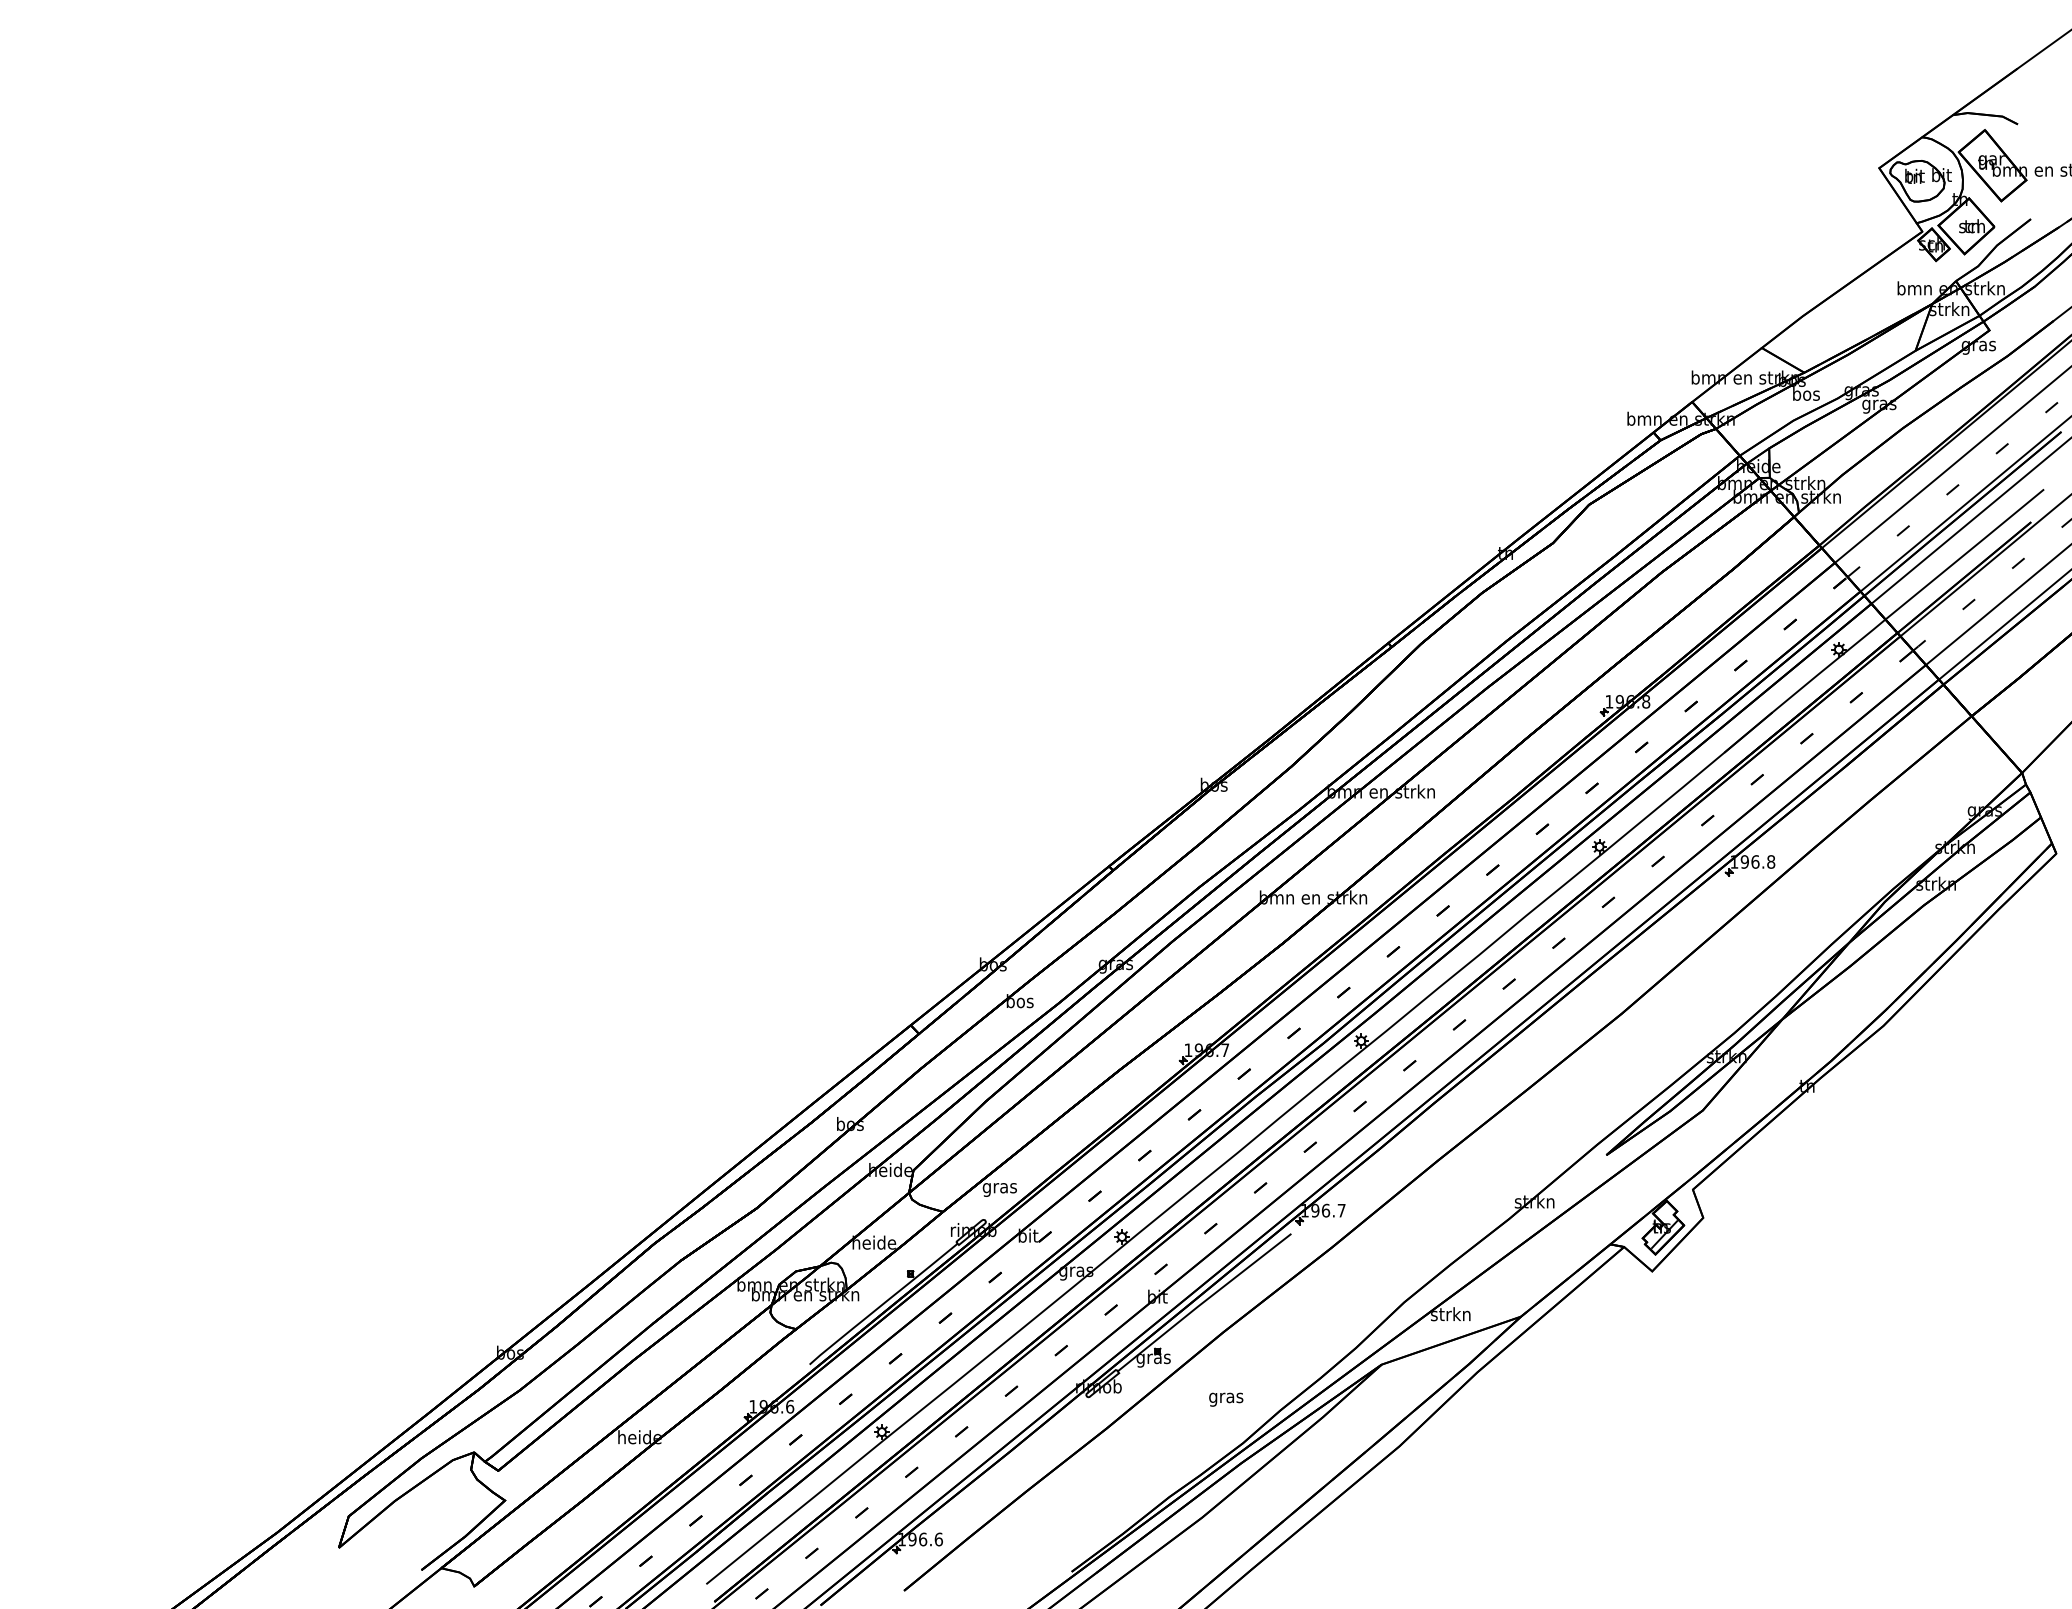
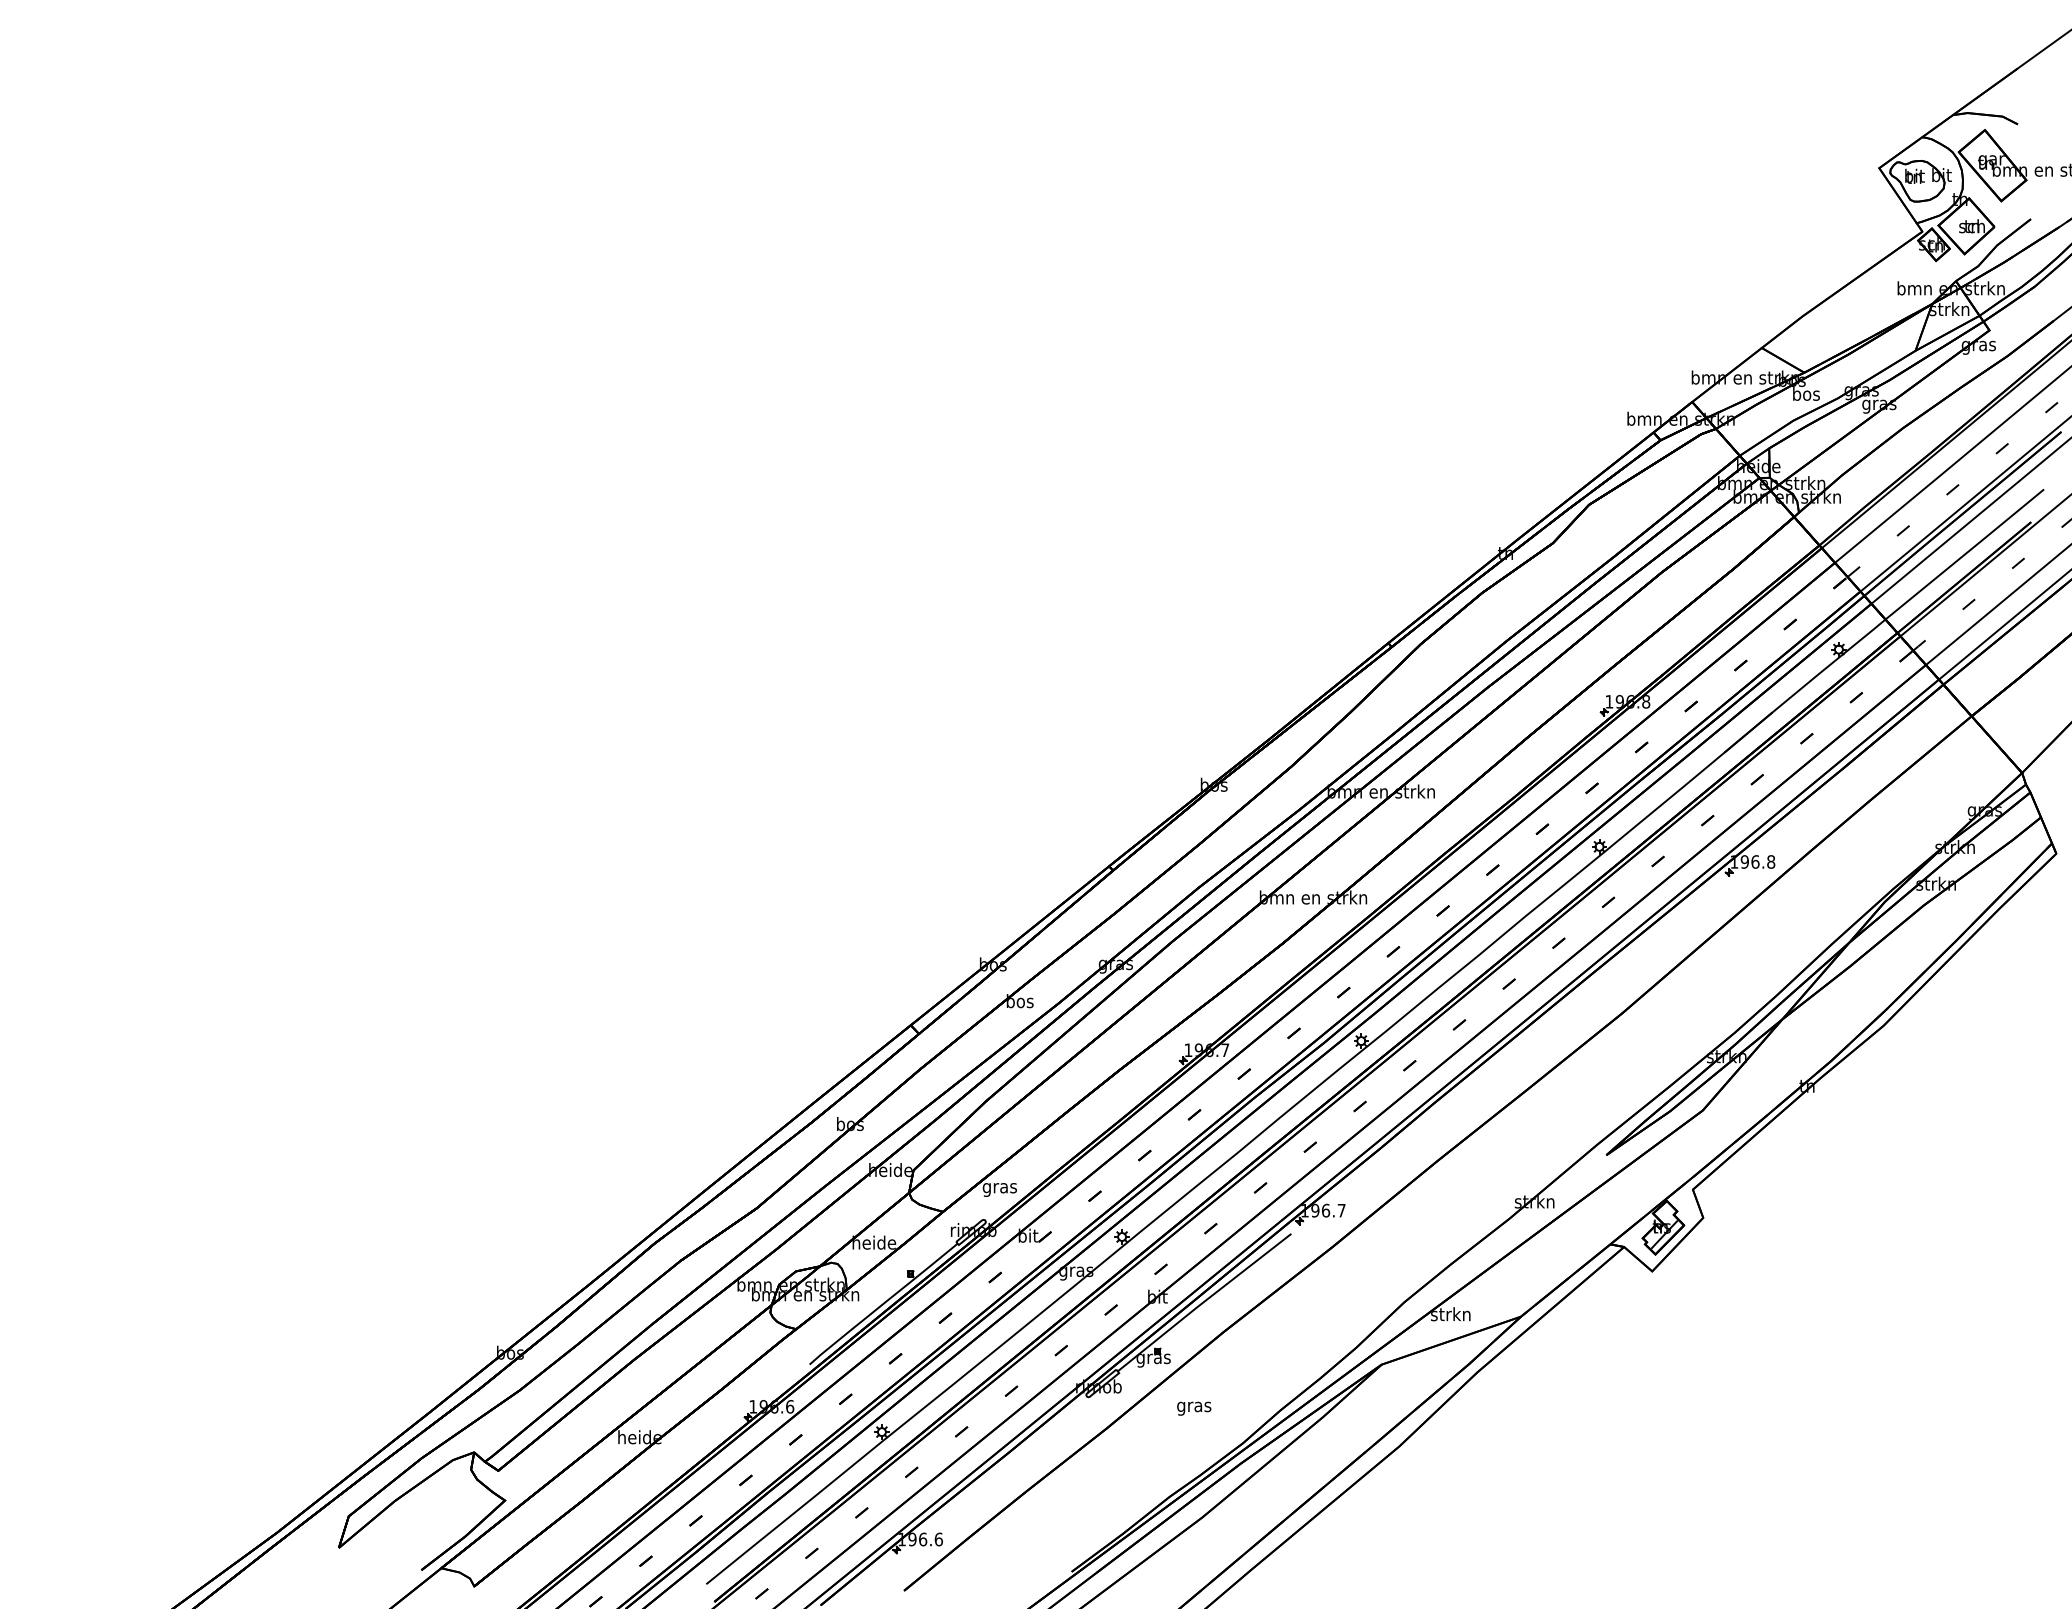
text position: (1226, 1399) -> (1194, 1408) (1194, 1408)
